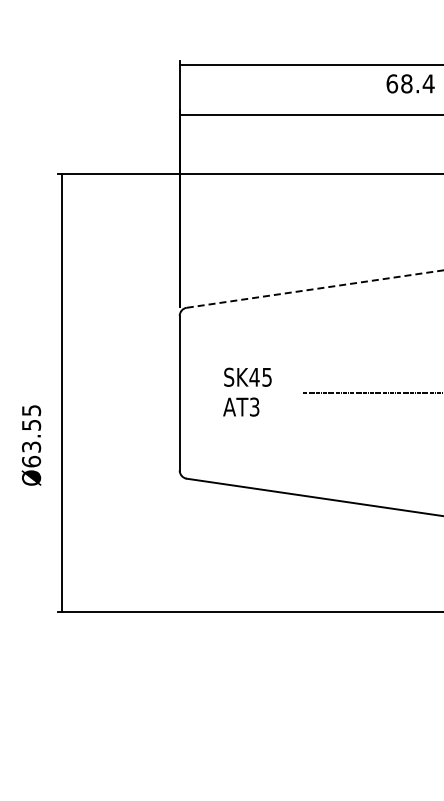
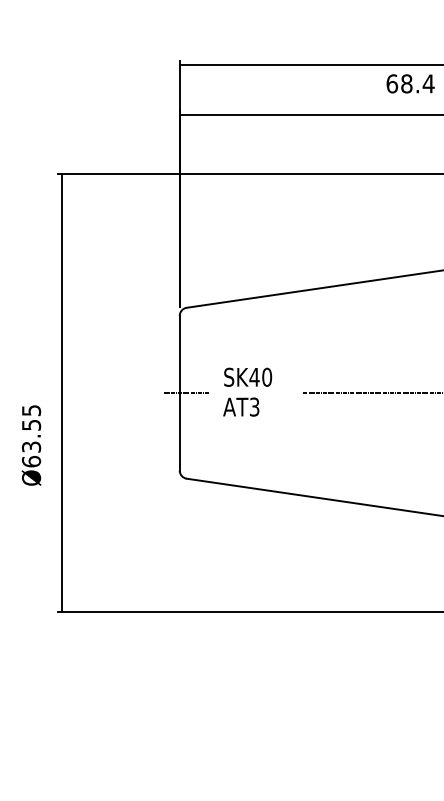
line: dashed -> solid (315, 289)
text: SK45 -> SK40 (267, 376)
line: none -> present (186, 393)
